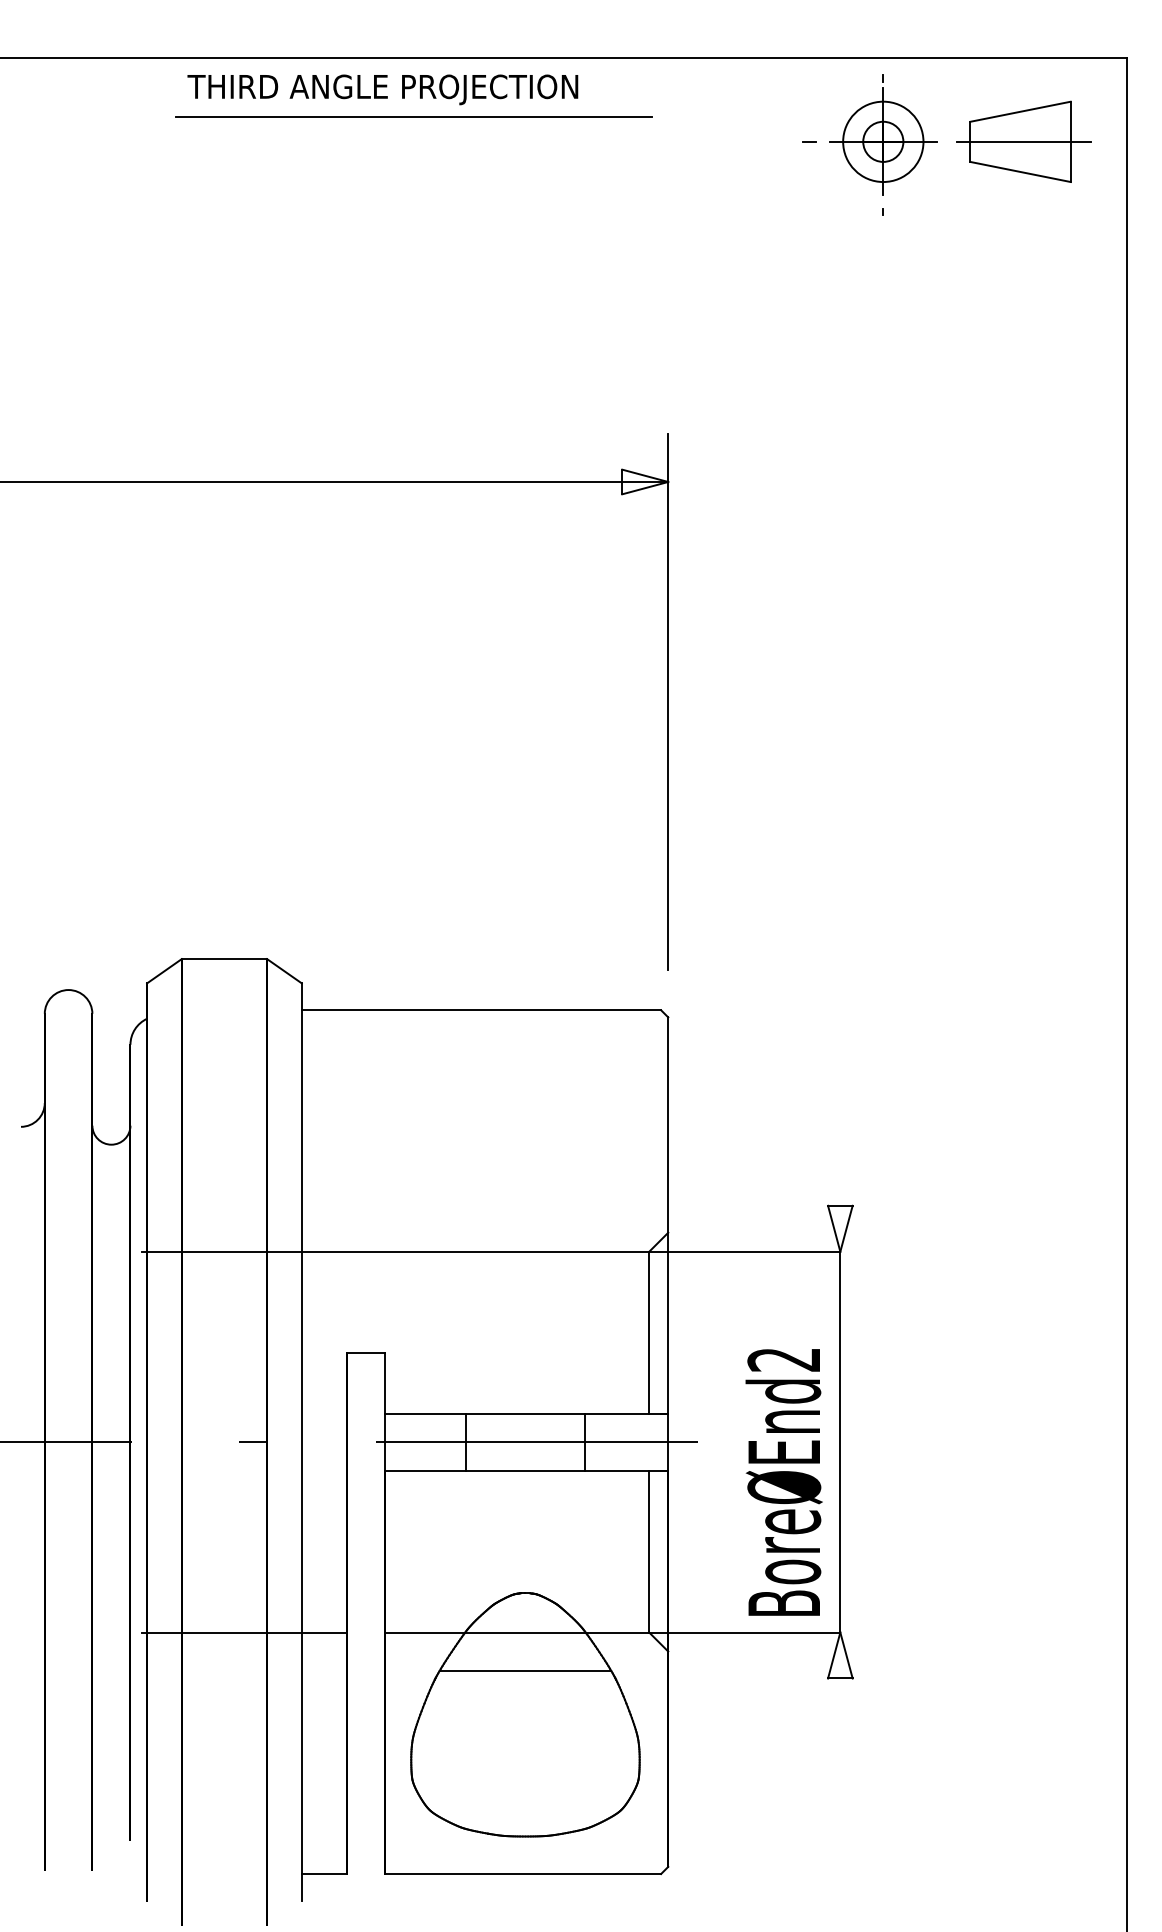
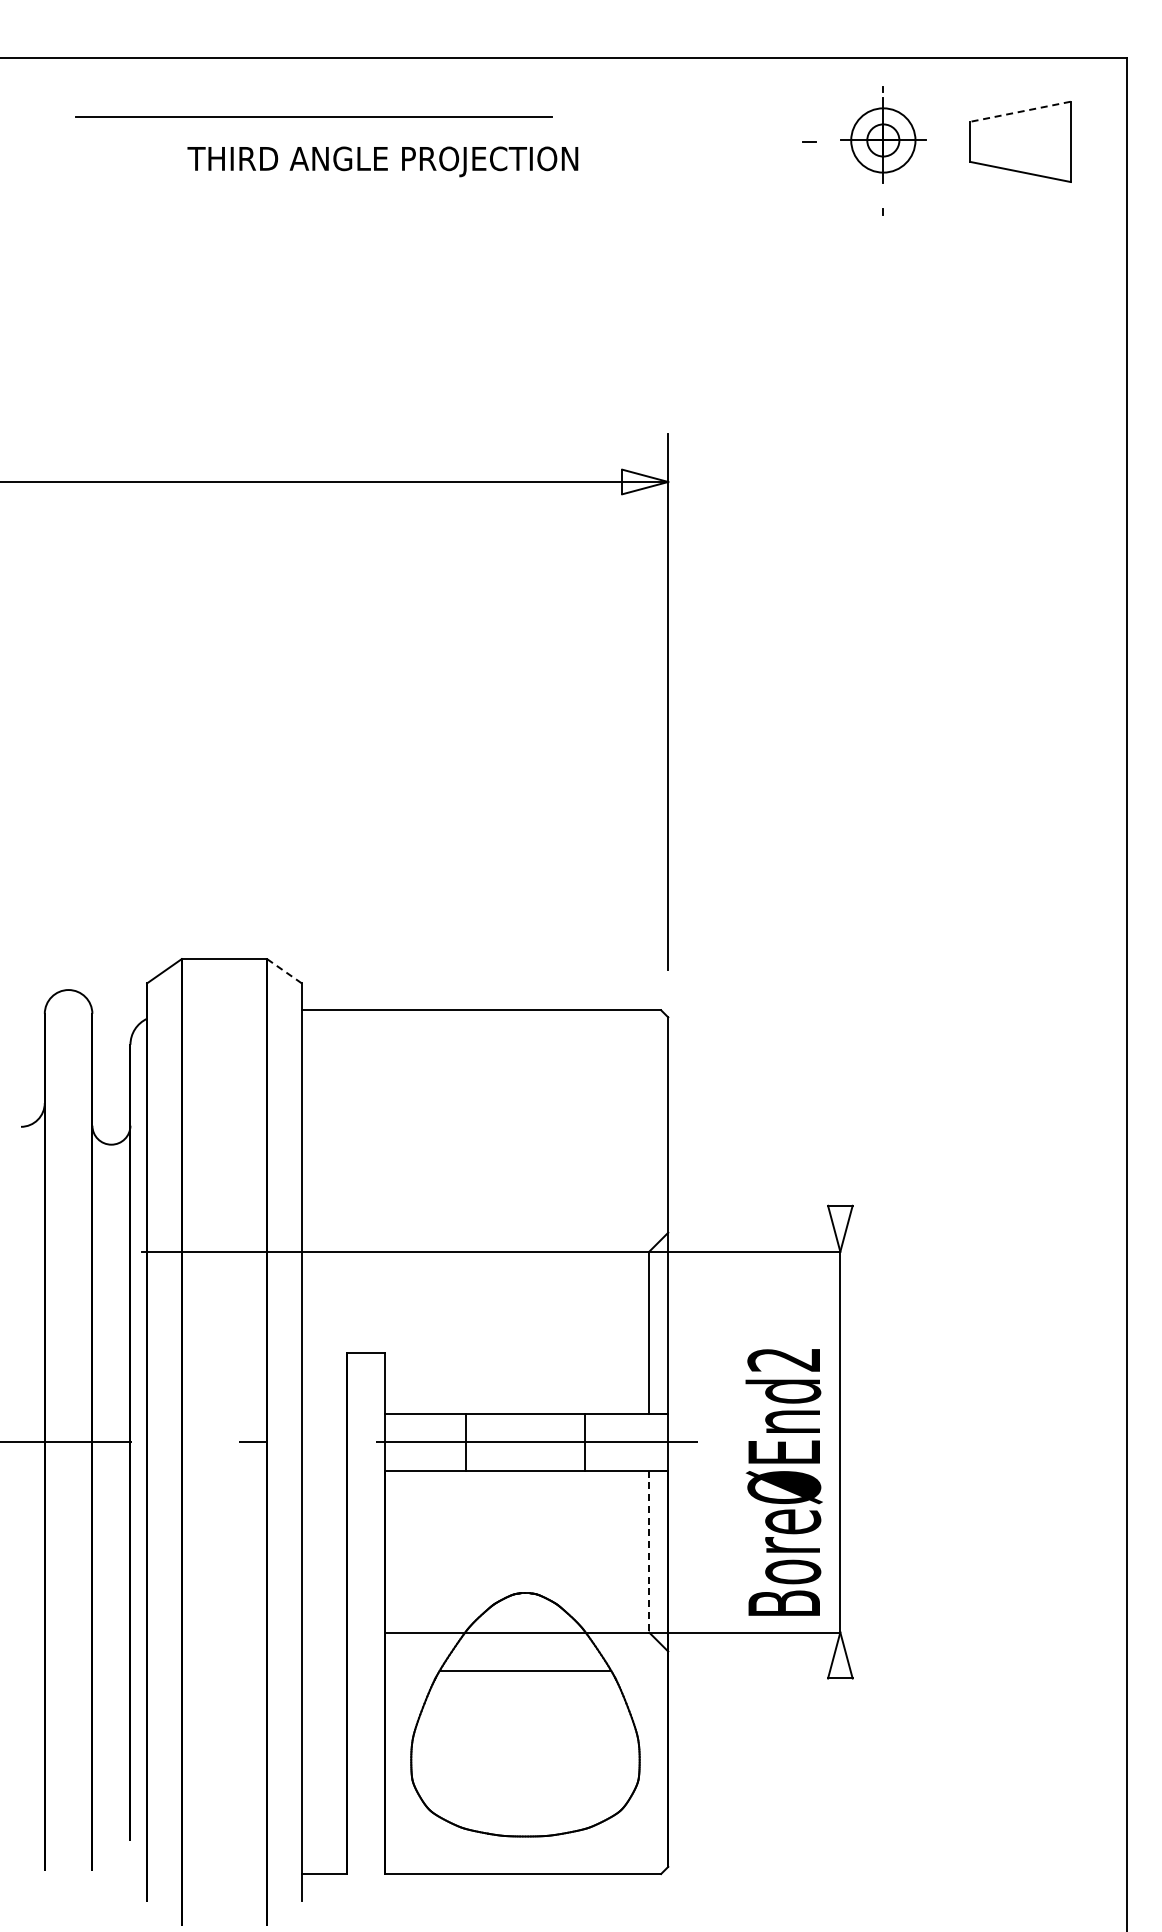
text position: (382, 89) -> (382, 161) (382, 161)
line: solid -> dashed (1020, 111)
line position: (413, 116) -> (313, 116) (313, 116)
part size: 109x122 px -> 87x98 px (883, 134)
line: present -> none (1023, 141)
line: solid -> dashed (284, 970)
line: solid -> dashed (649, 1551)
line: present -> none (244, 1632)
